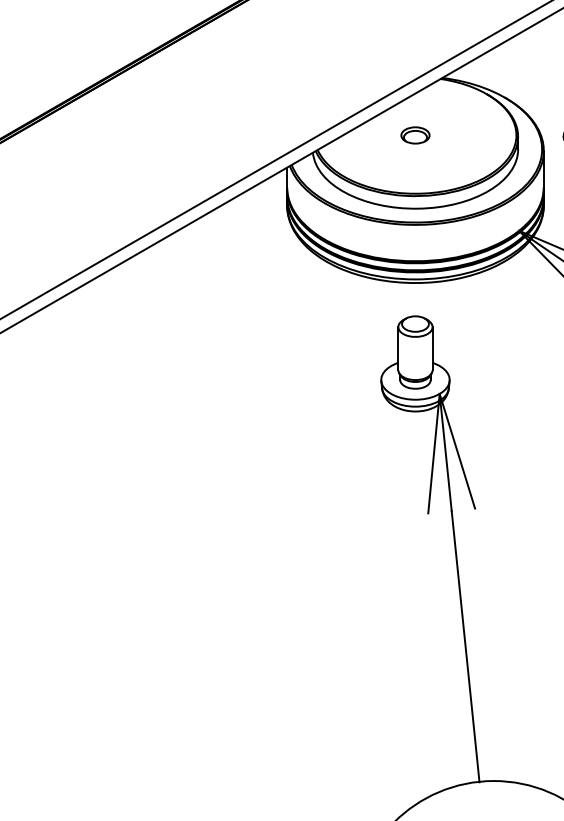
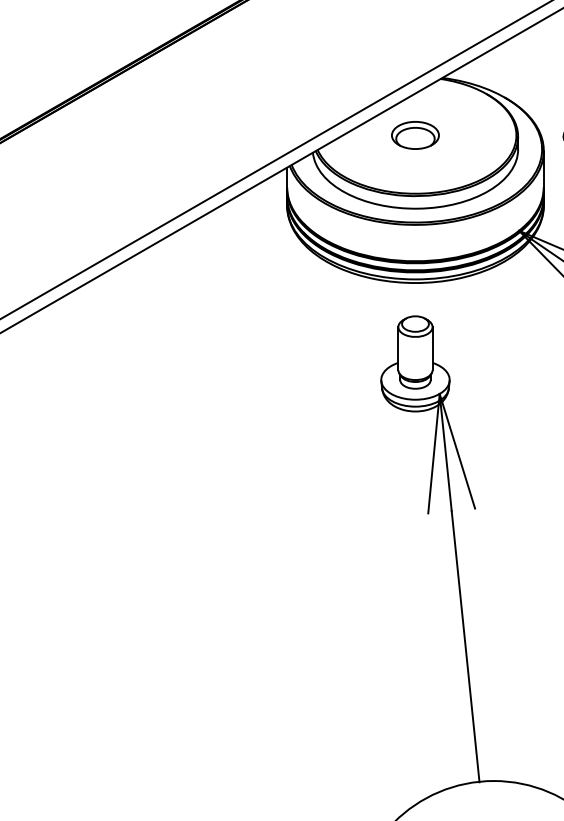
part size: 31x19 px -> 49x29 px (415, 135)
